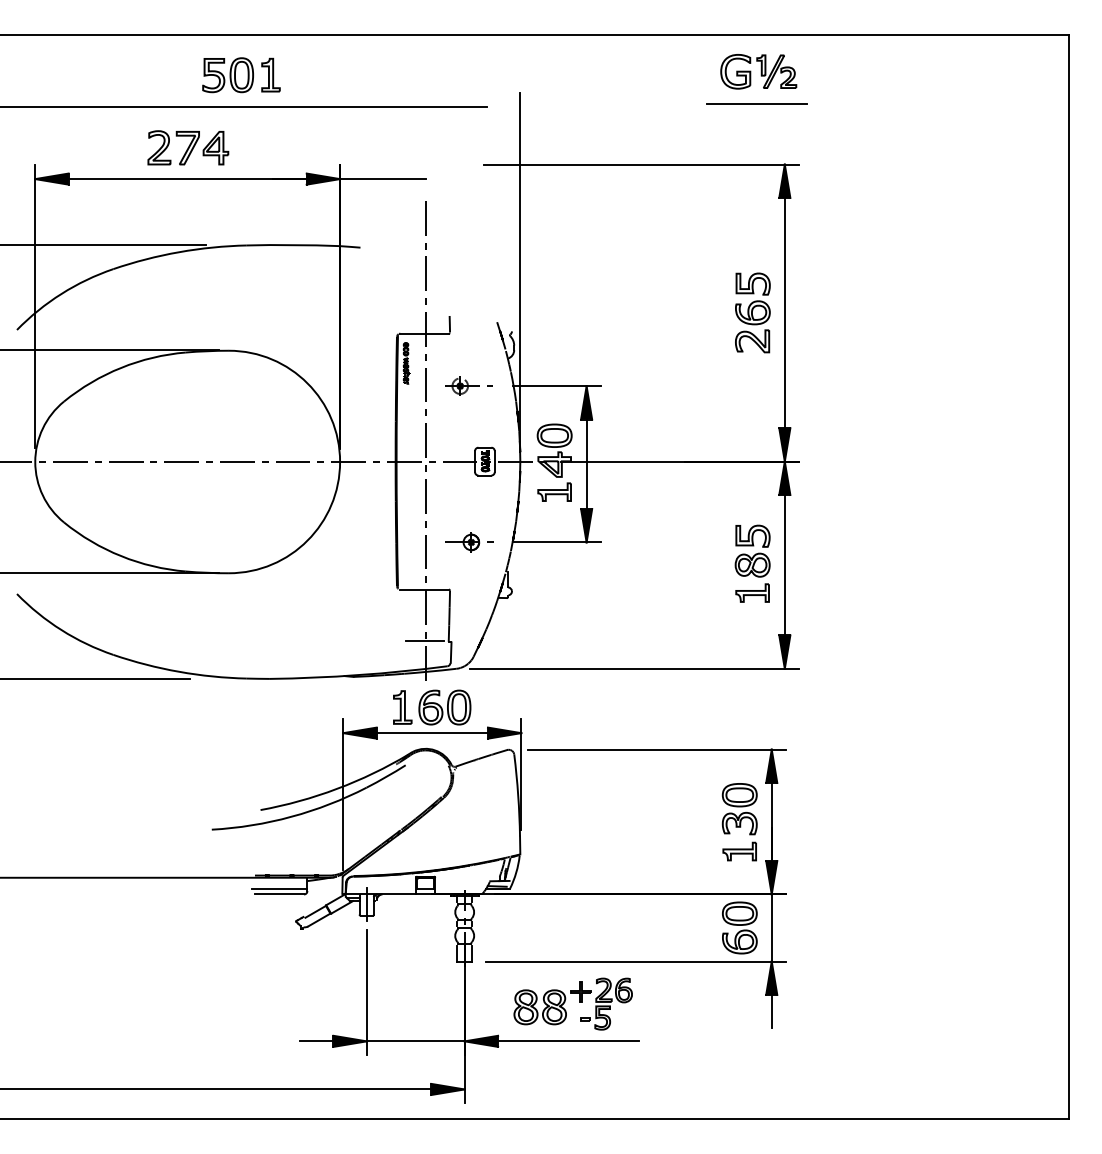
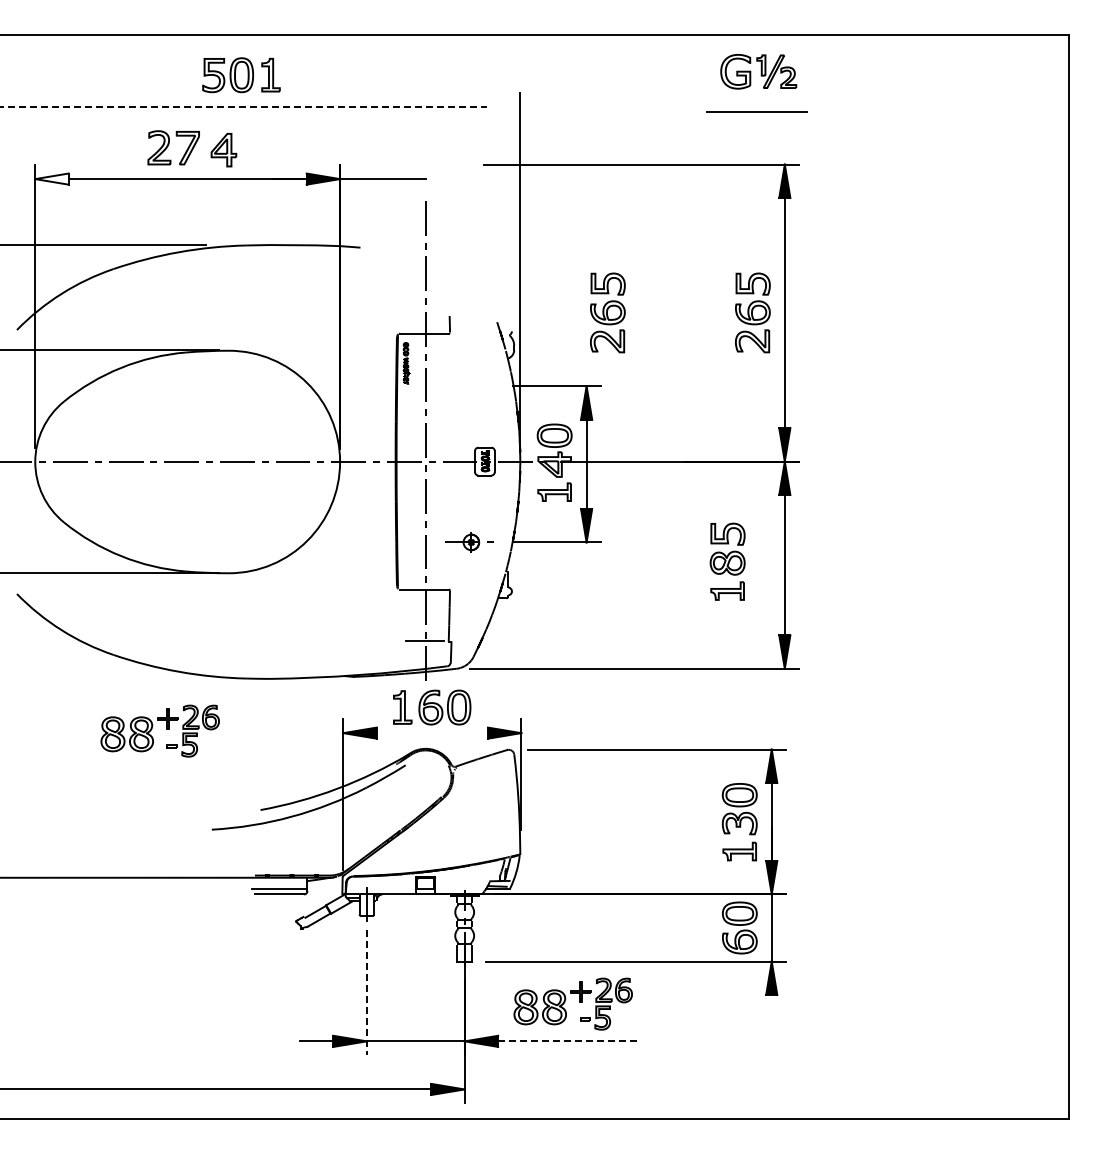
line position: (756, 103) -> (756, 111) (756, 111)
line: solid -> dashed (244, 107)
part position: (215, 148) -> (223, 150) (223, 150)
fill: present -> none (51, 178)
part: none -> present (607, 312)
part: present -> none (468, 385)
part position: (752, 563) -> (727, 561) (727, 561)
line: present -> none (96, 678)
part: none -> present (152, 729)
line: present -> none (431, 733)
line: solid -> dashed (366, 992)
line: present -> none (771, 1011)
line: solid -> dashed (569, 1041)
